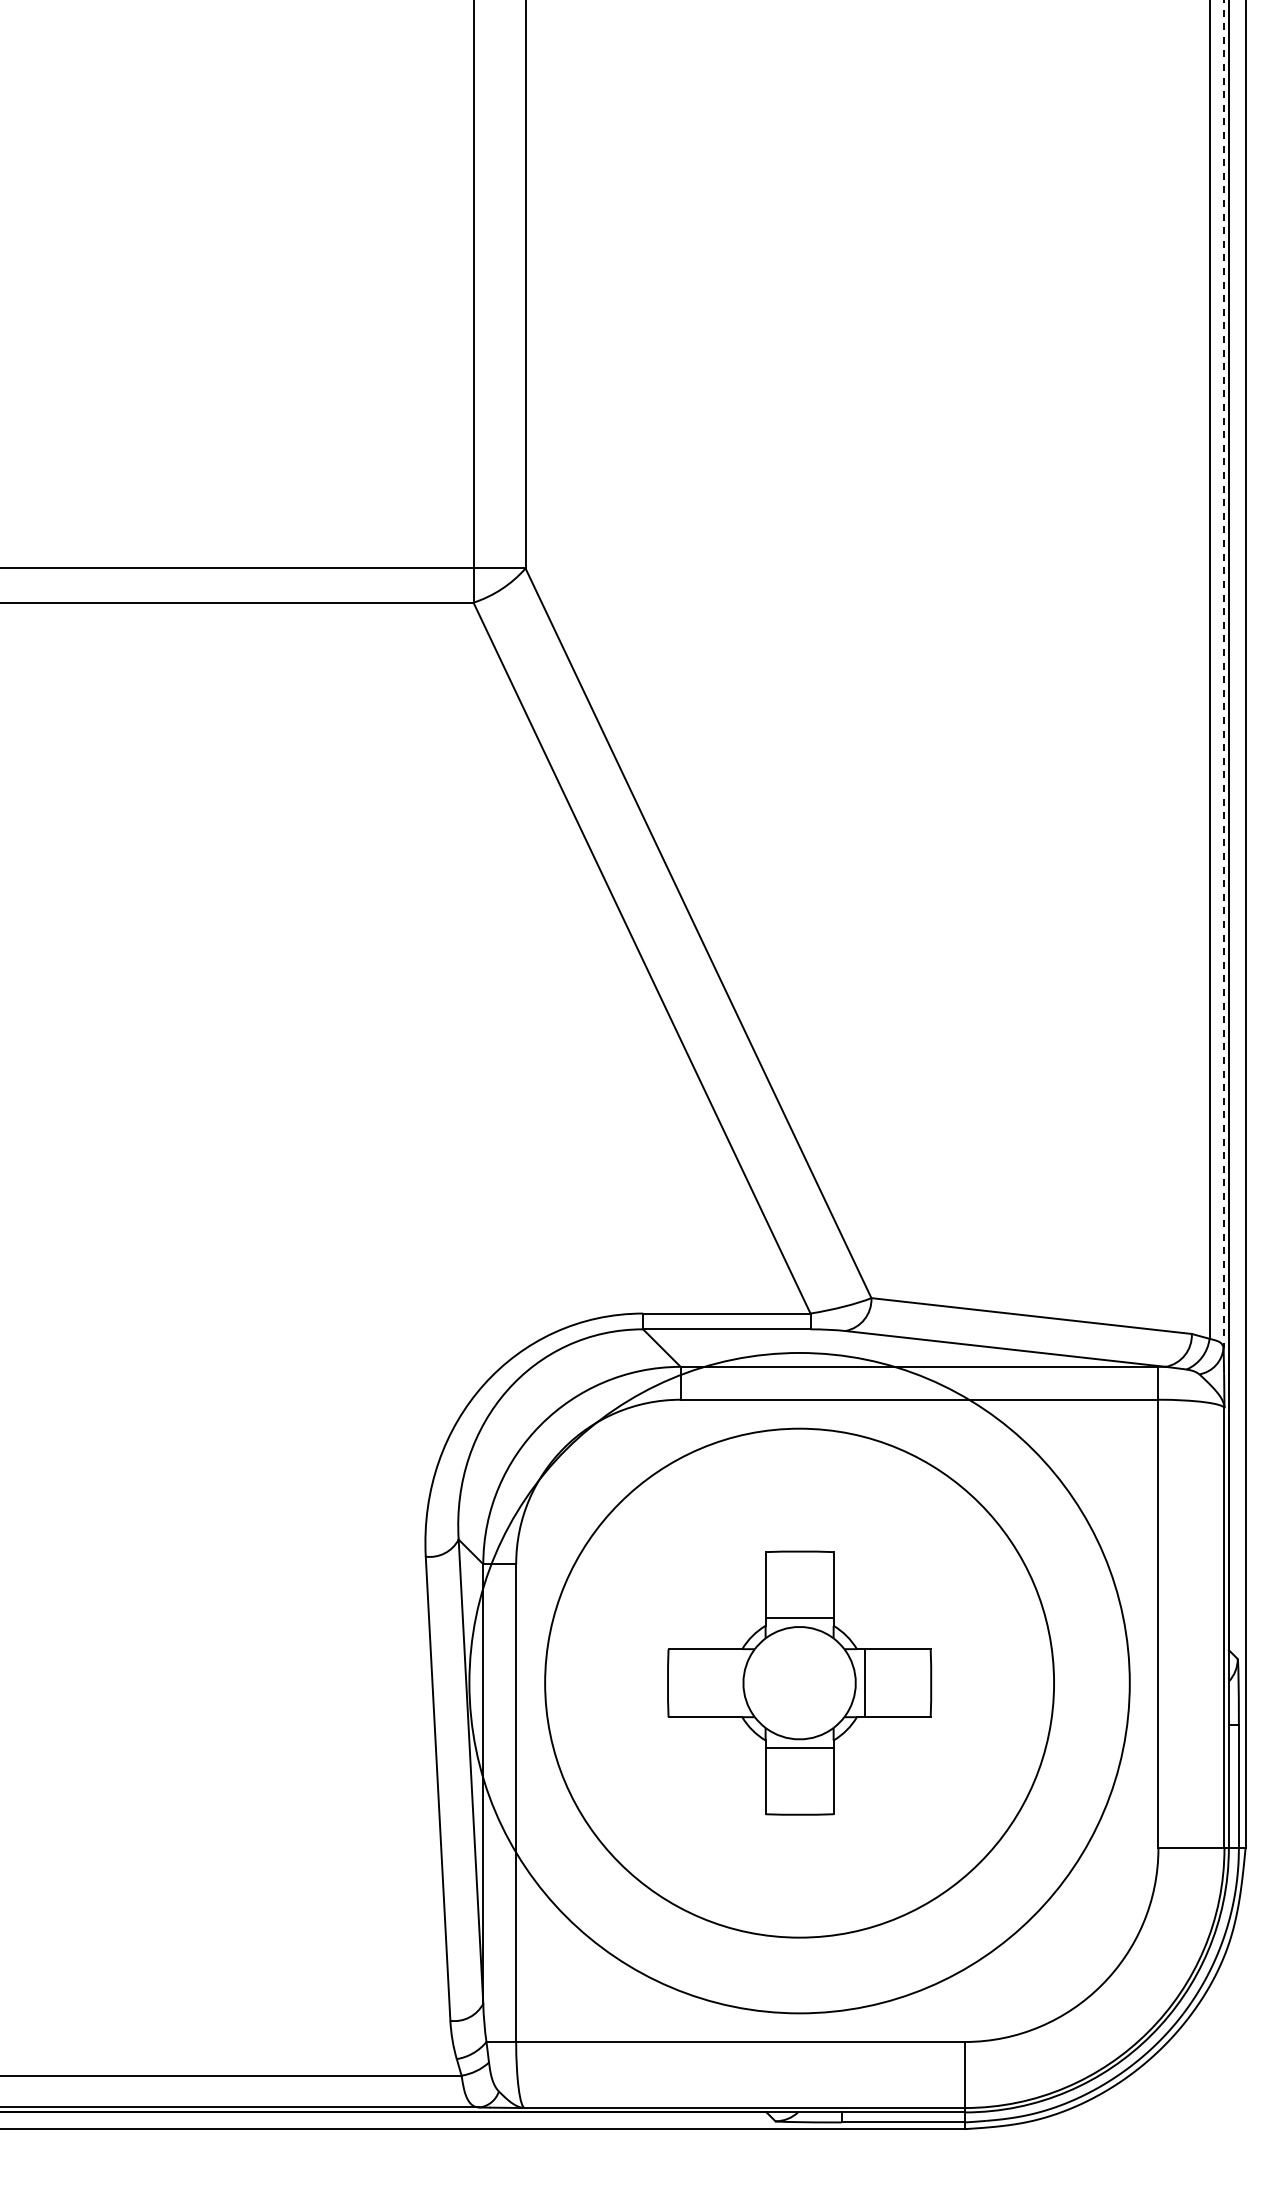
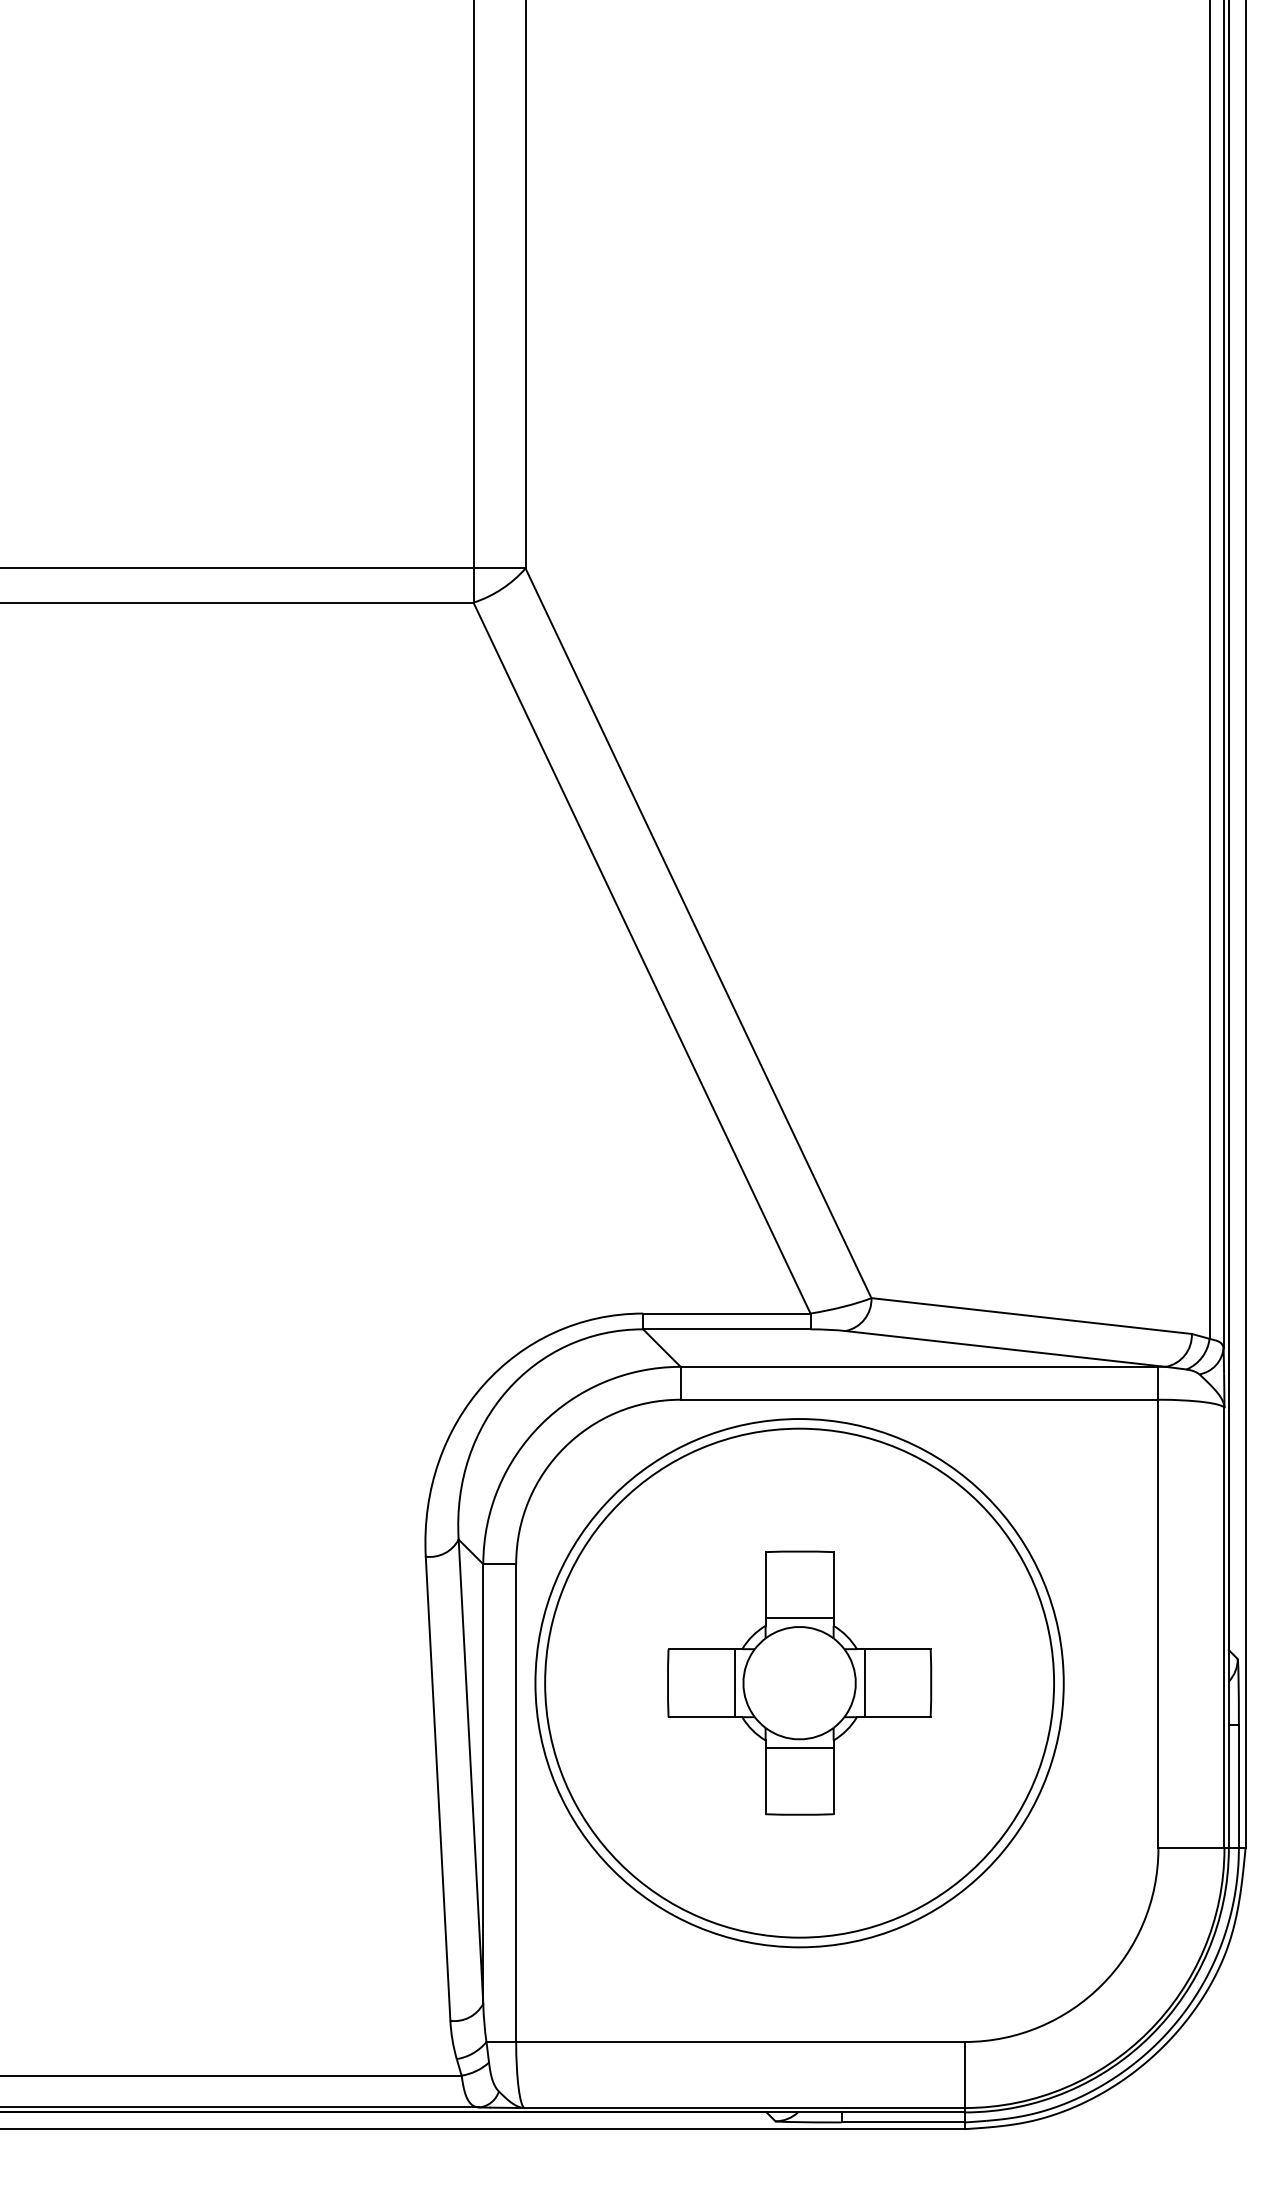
line: dashed -> solid (1223, 674)
circle diameter: 660 px -> 528 px (799, 1683)
line: none -> present (734, 1683)
